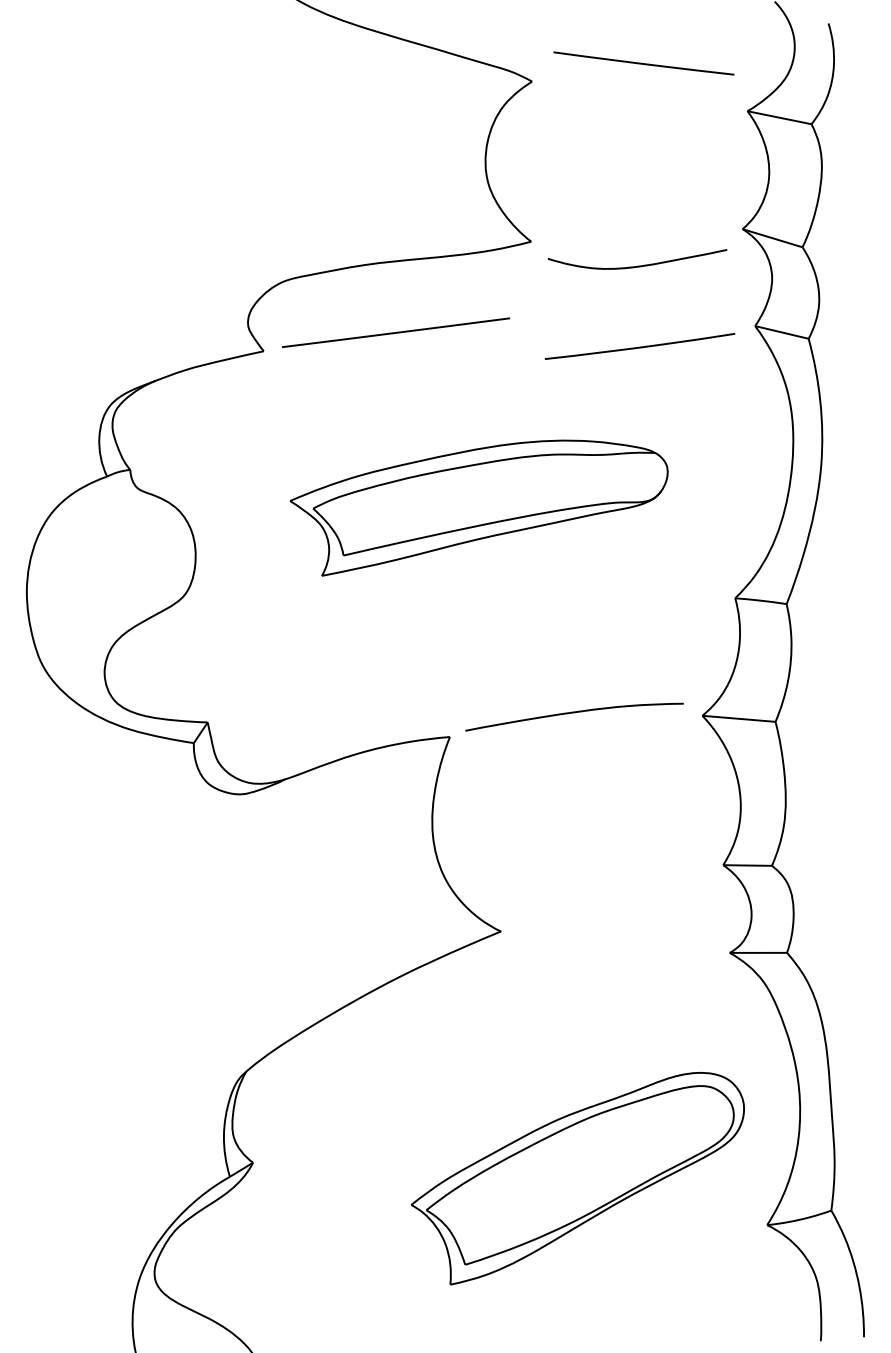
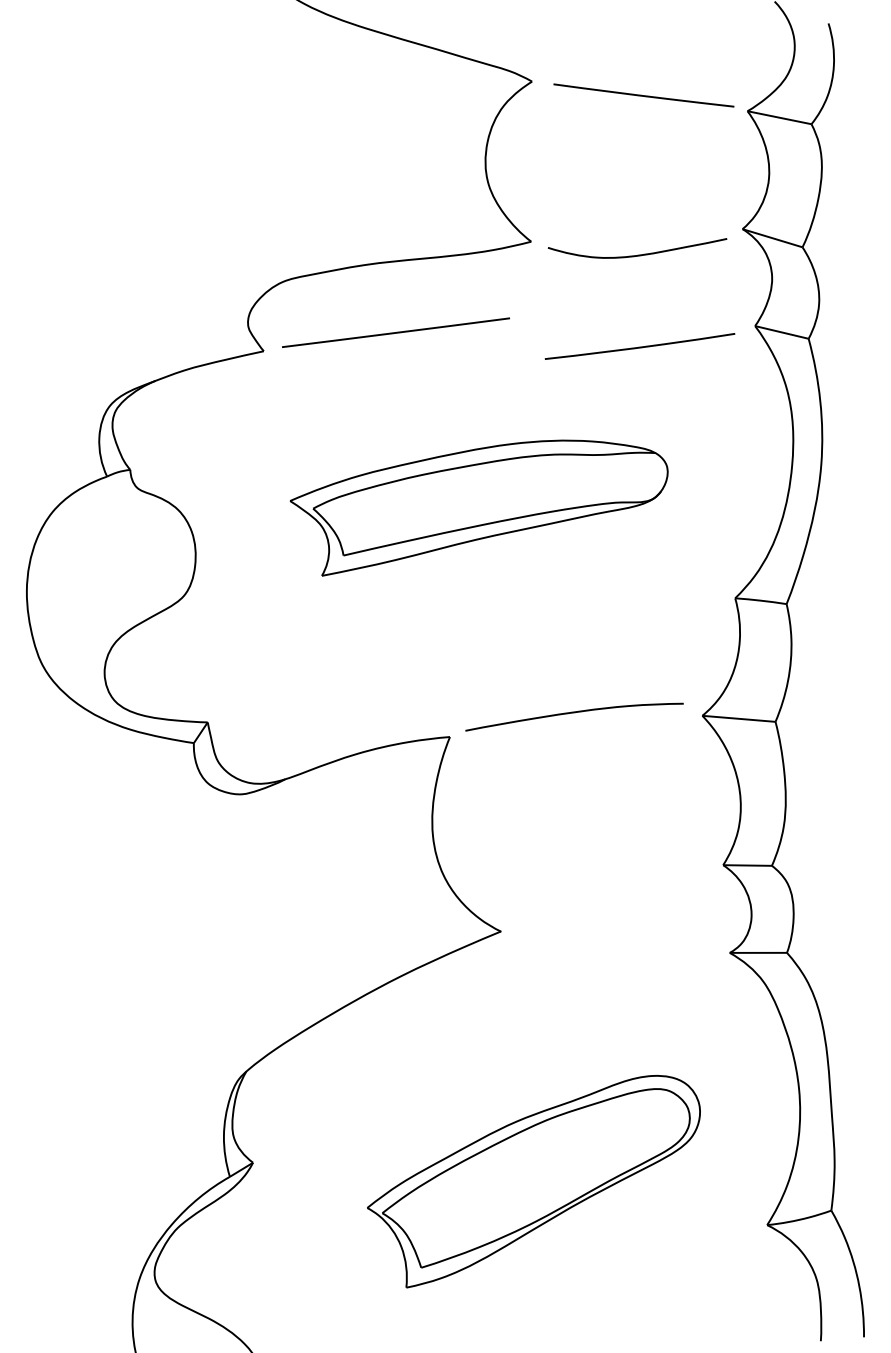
line position: (643, 63) -> (643, 95) (643, 95)
curve position: (637, 265) -> (637, 254) (637, 254)
part position: (577, 1178) -> (533, 1181) (533, 1181)
